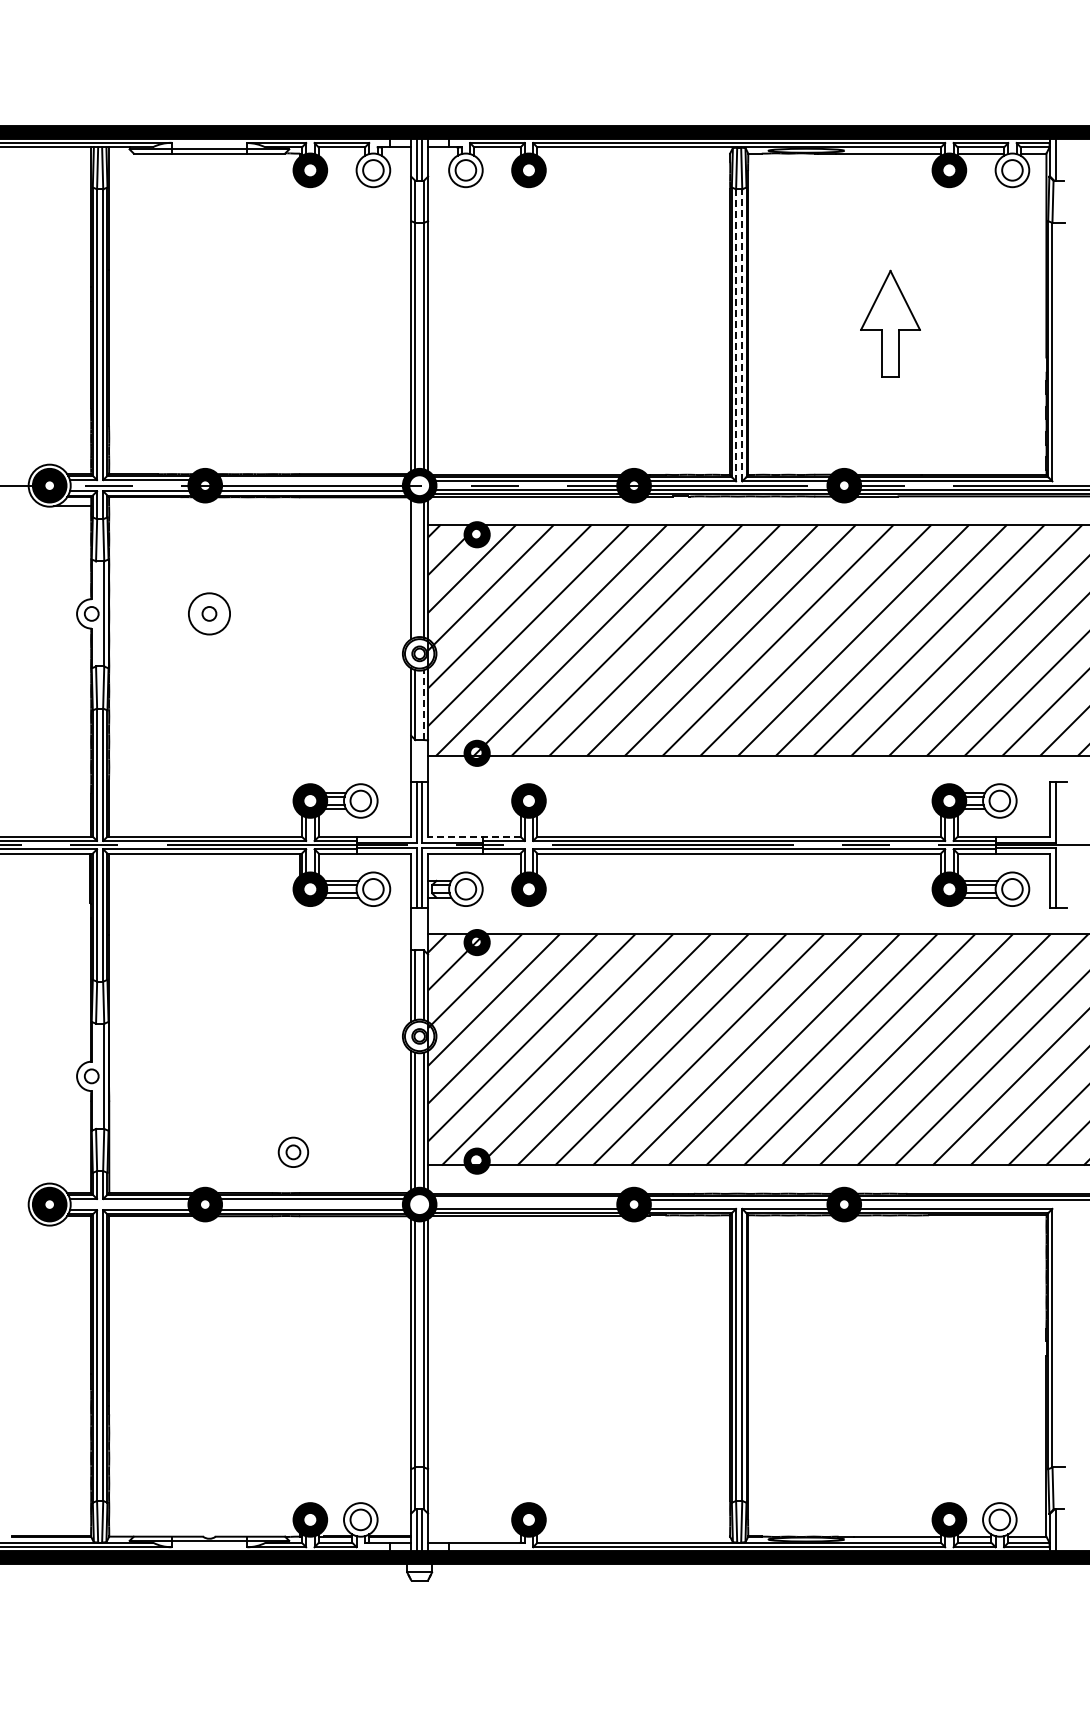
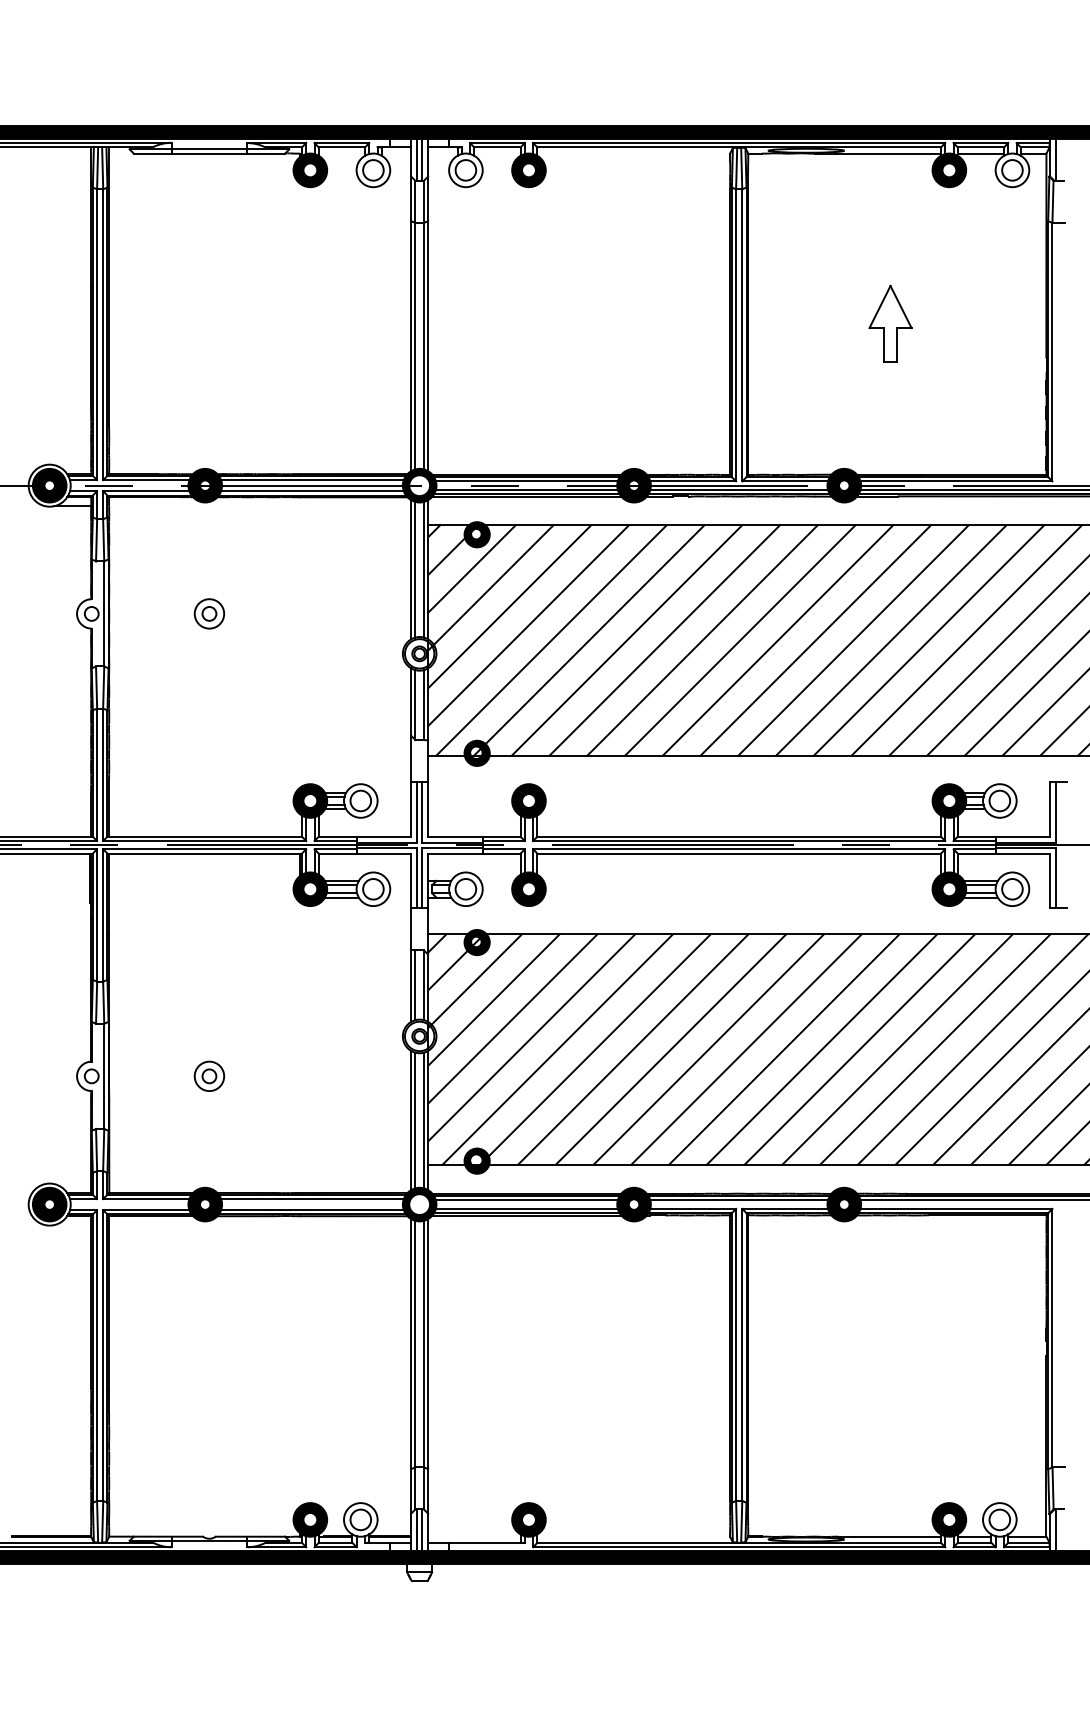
part size: 61x109 px -> 45x79 px (890, 323)
line: dashed -> solid (742, 334)
line: dashed -> solid (736, 335)
line: none -> present (312, 480)
line: none -> present (415, 569)
circle diameter: 41 px -> 29 px (209, 613)
line: dashed -> solid (423, 705)
line: dashed -> solid (473, 836)
part position: (293, 1151) -> (209, 1075) (209, 1075)
line: none -> present (526, 1200)
